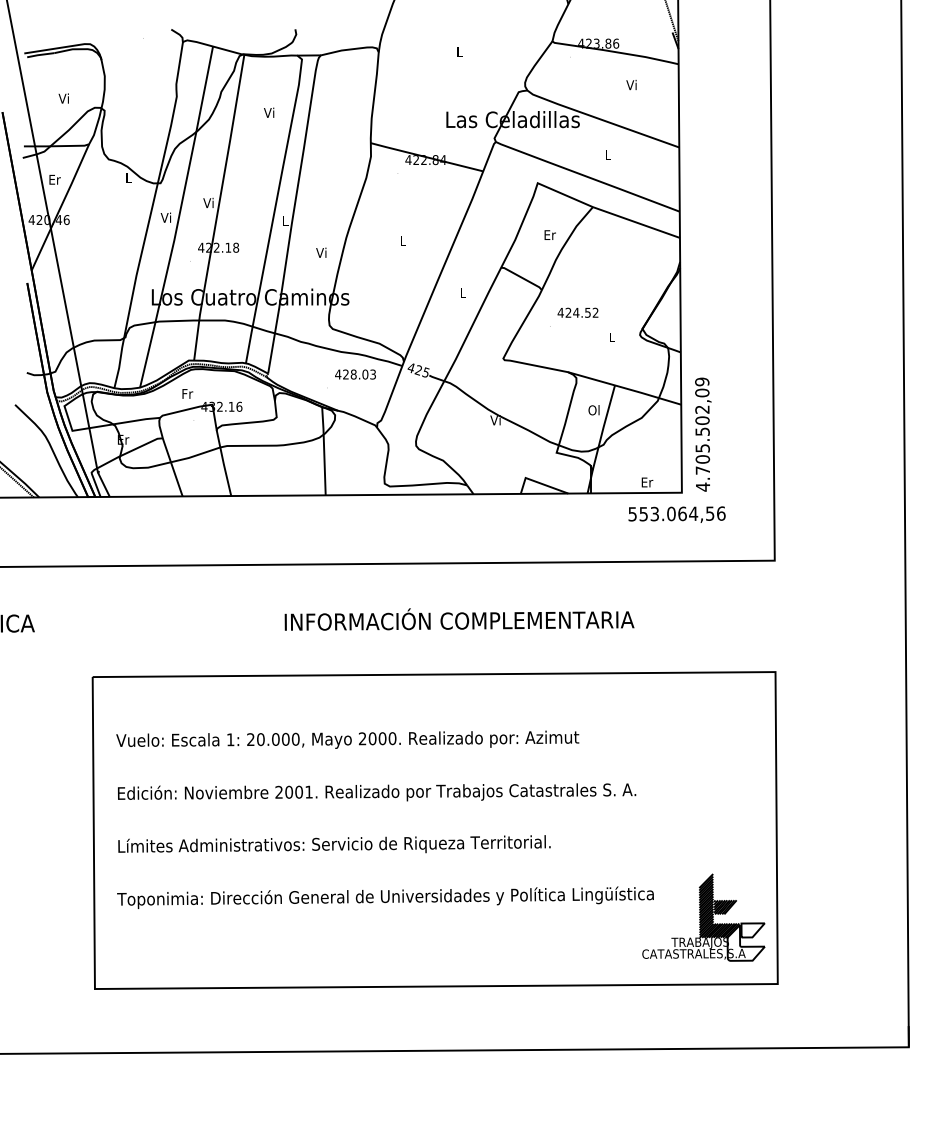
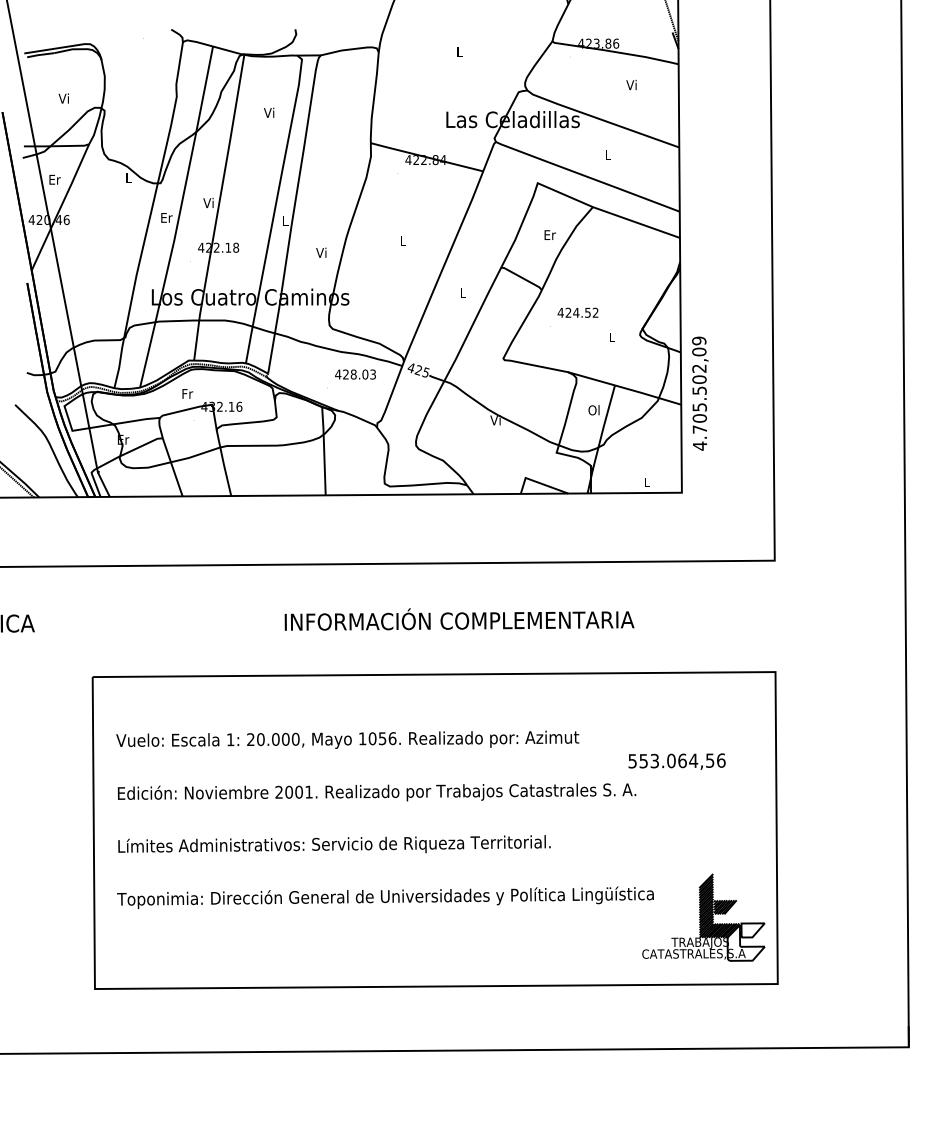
text: Vi -> Er (166, 217)
text position: (703, 434) -> (700, 393) (700, 393)
text: Er -> L (647, 482)
text position: (676, 514) -> (676, 761) (676, 761)
text: 2000. -> 1056. (377, 738)
